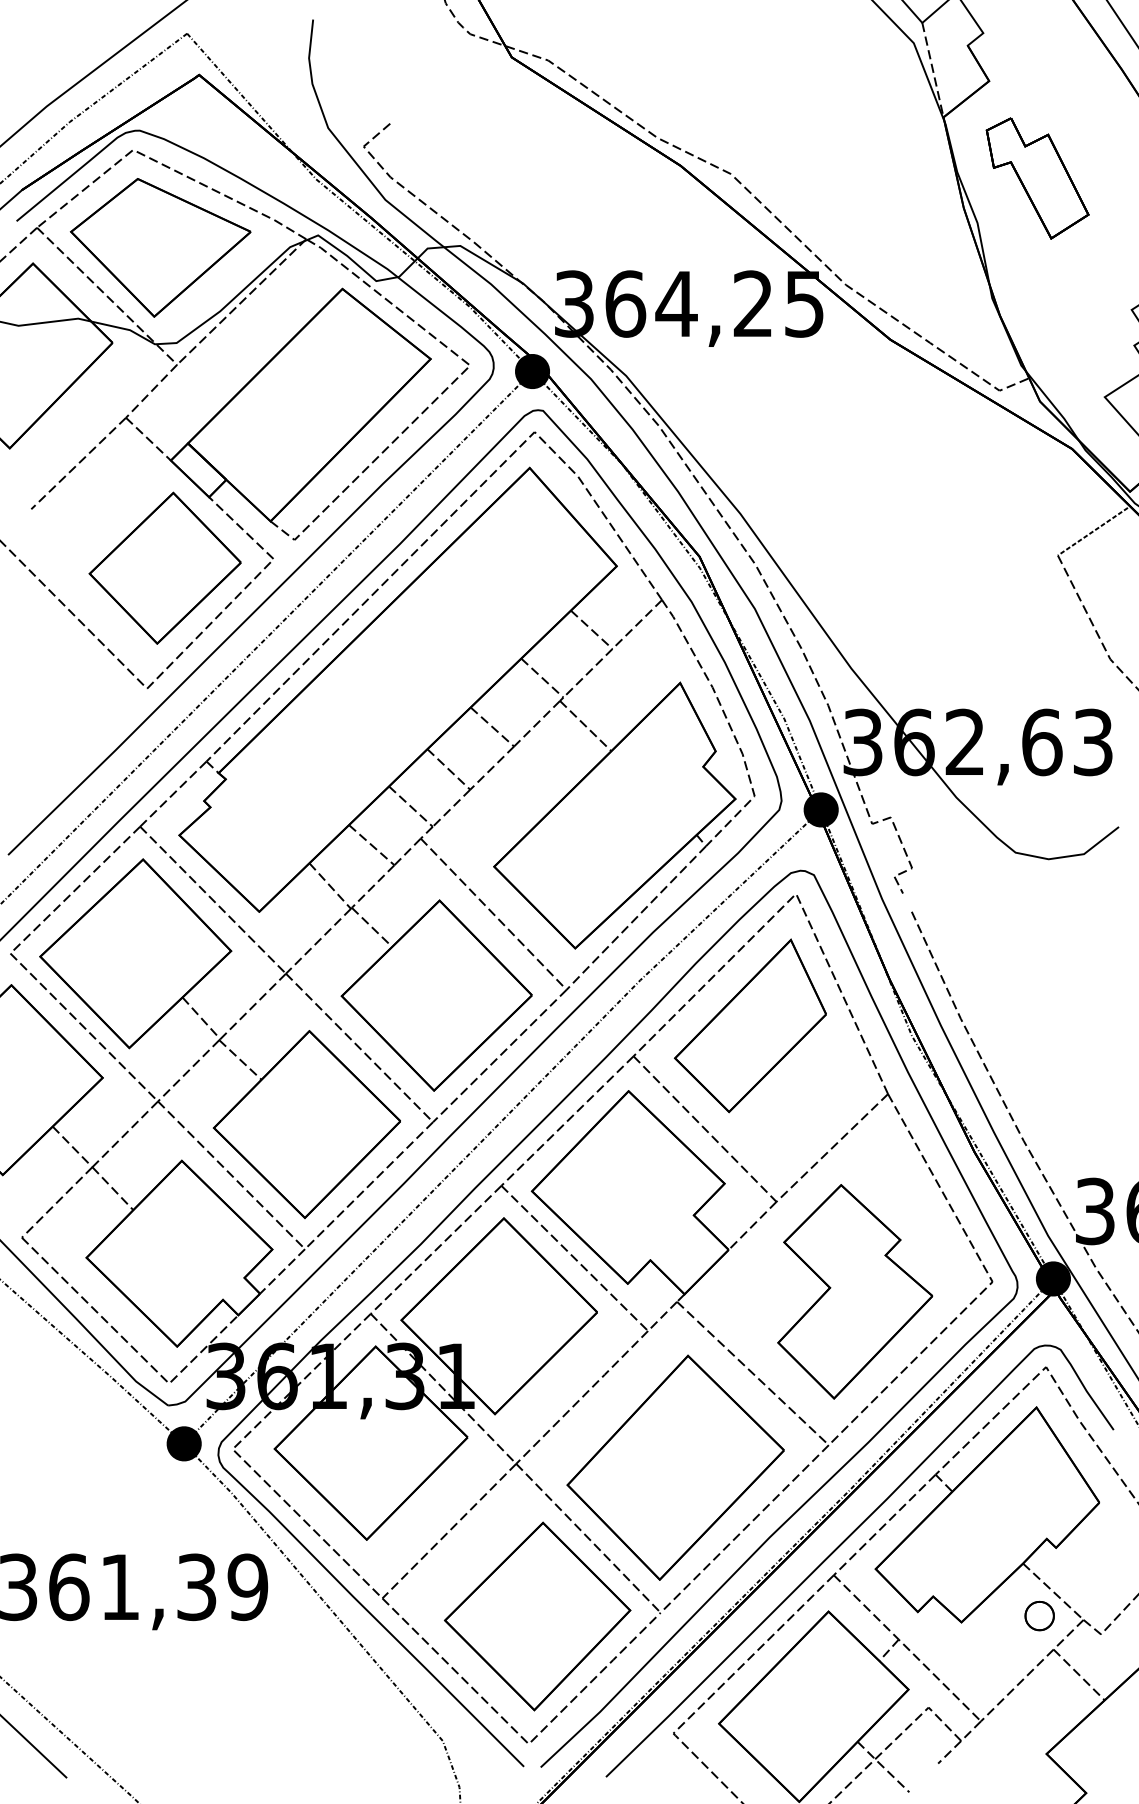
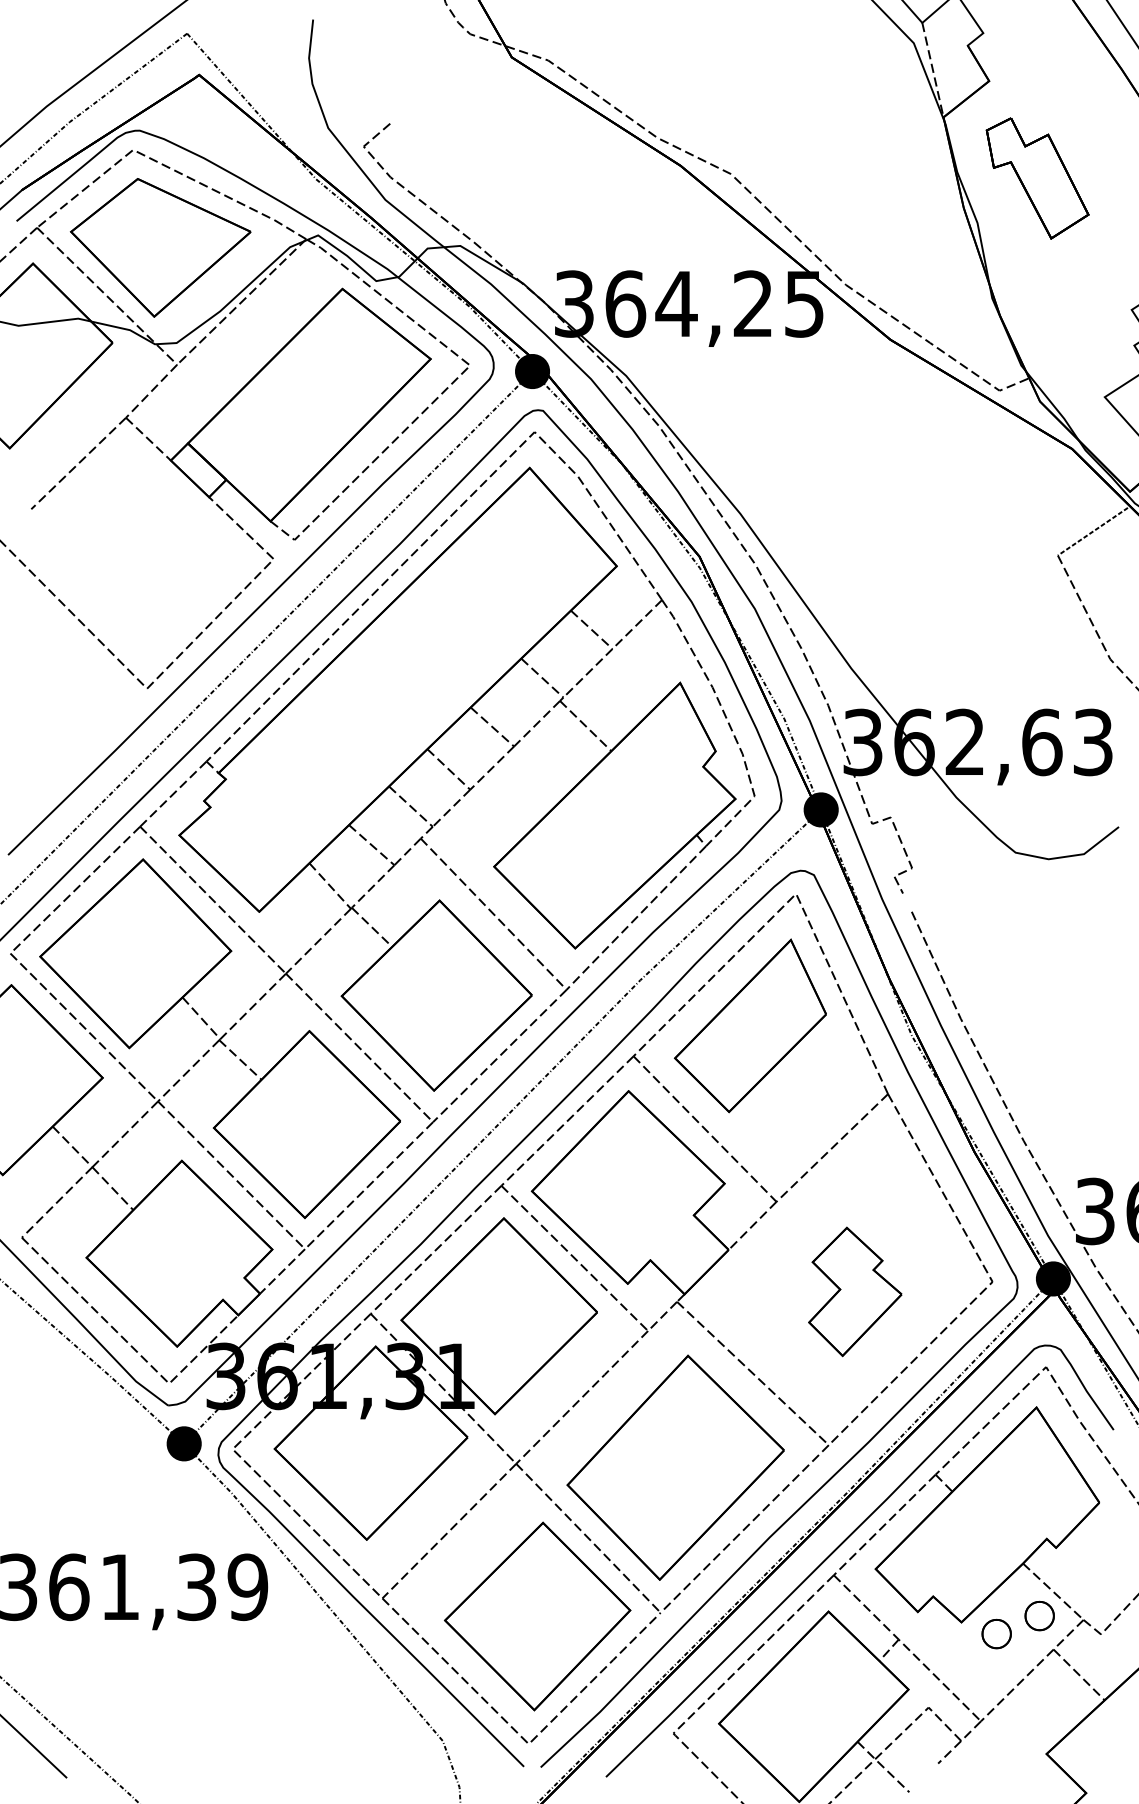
part: present -> none (164, 567)
part size: 157x216 px -> 95x132 px (855, 1291)
part: none -> present (996, 1633)
